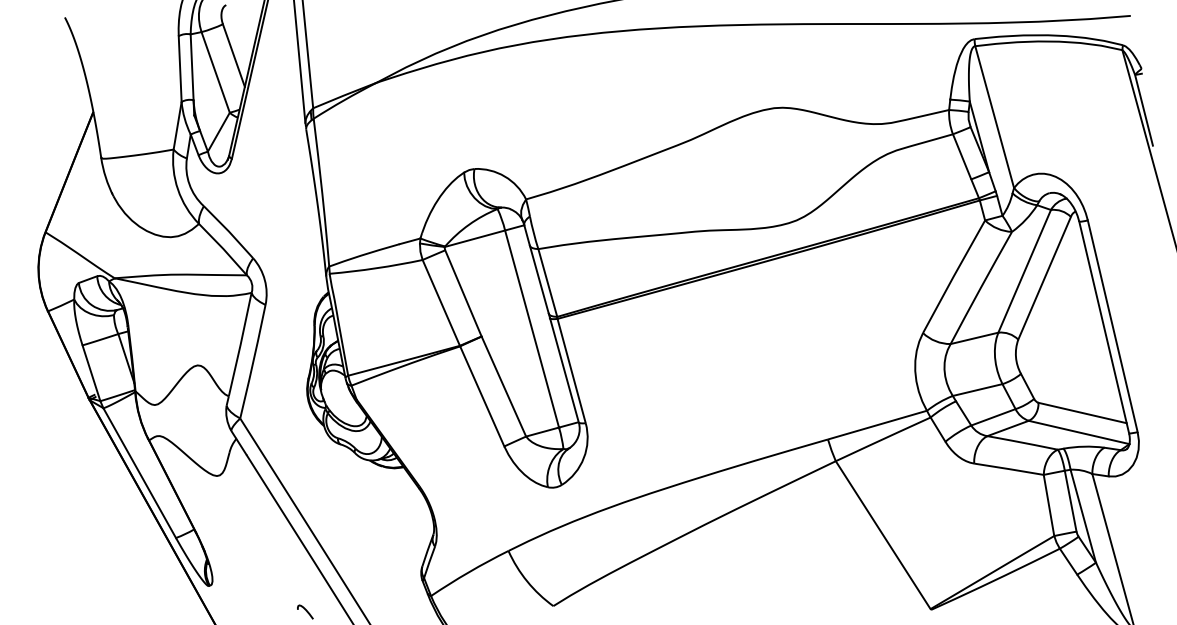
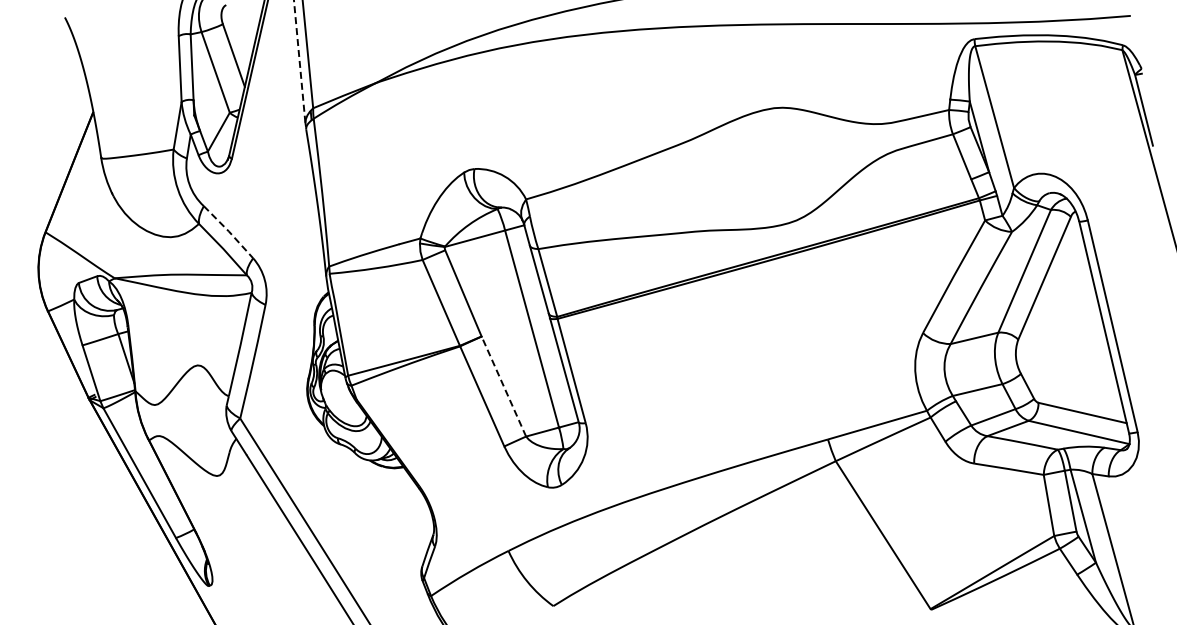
line: solid -> dashed (299, 62)
line: solid -> dashed (228, 231)
line: solid -> dashed (503, 386)
curve: present -> none (305, 610)
